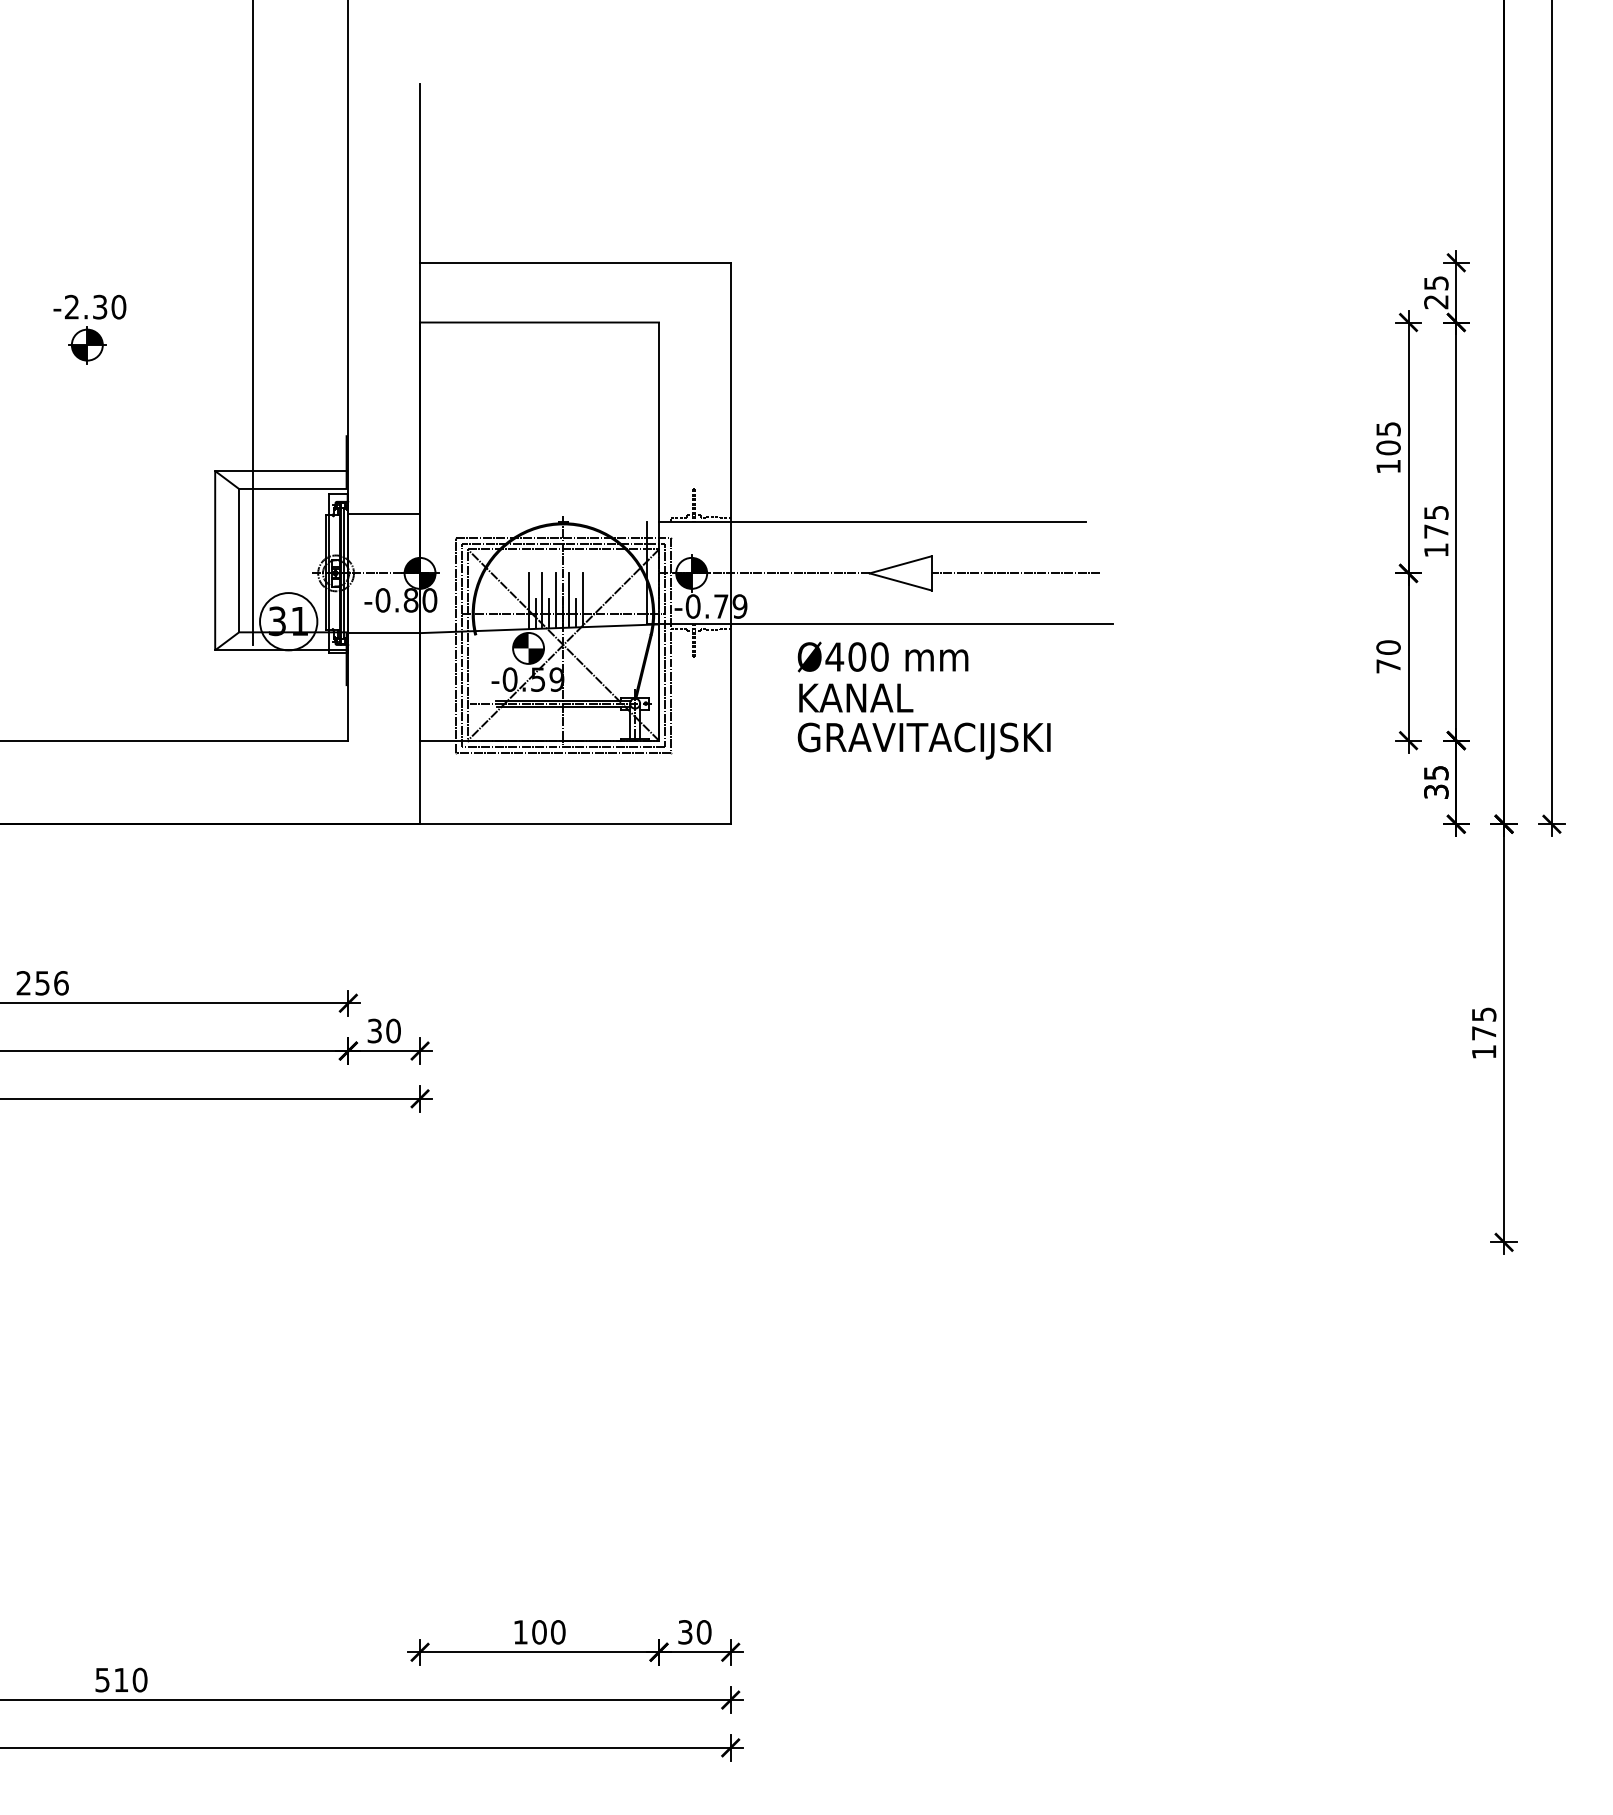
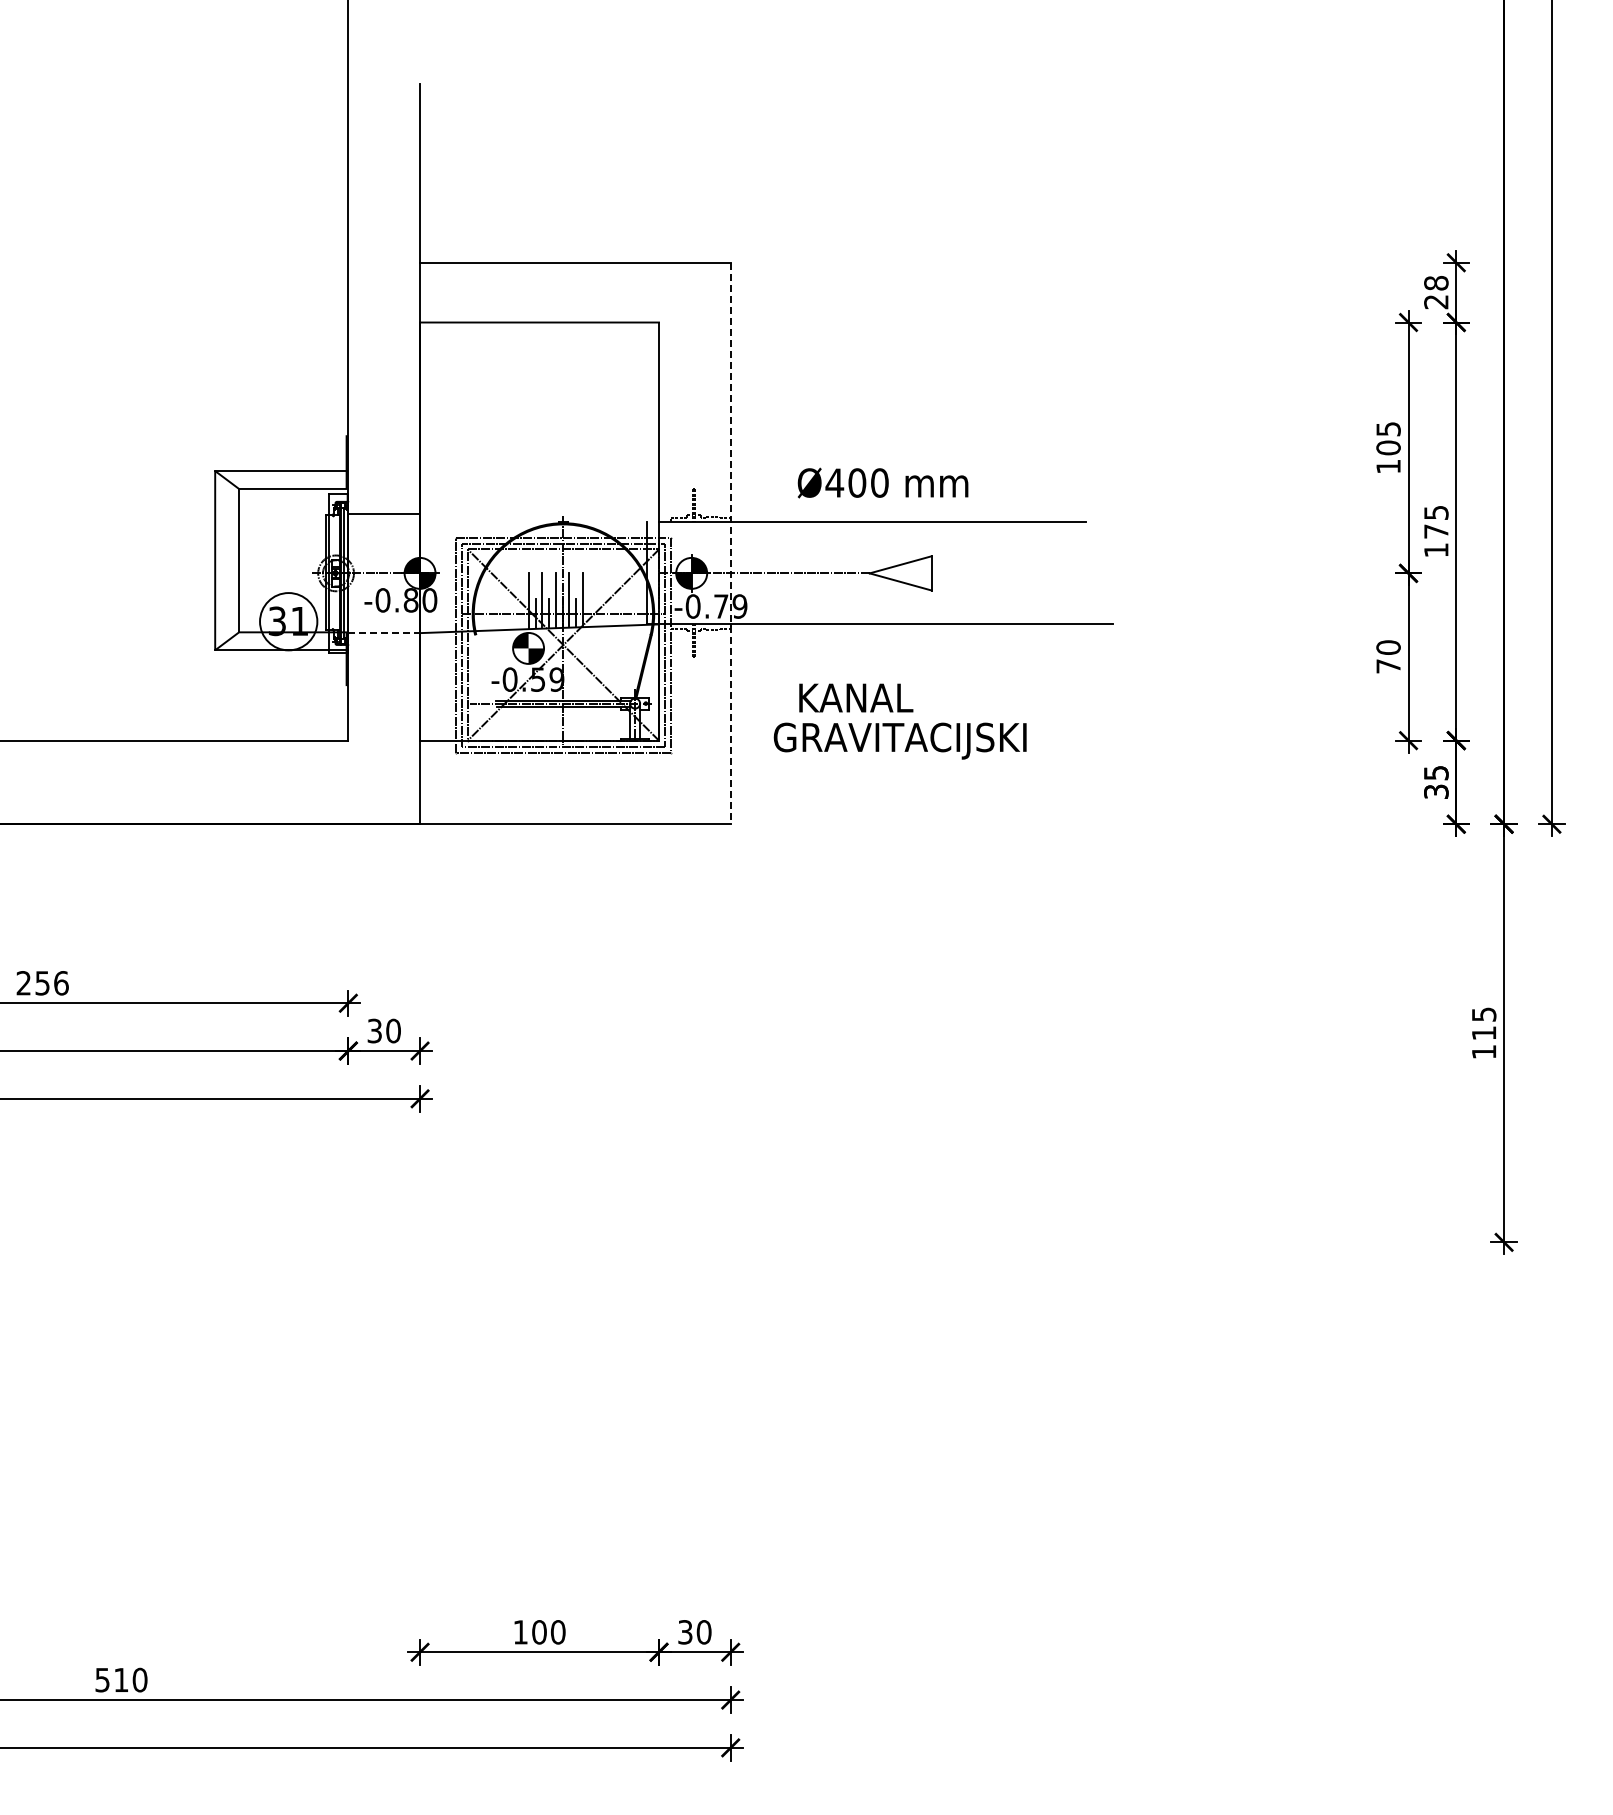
text: 25 -> 28 (1436, 283)
line: present -> none (252, 323)
part: present -> none (89, 329)
line: solid -> dashed (730, 543)
line: present -> none (1015, 573)
line: solid -> dashed (384, 633)
text position: (882, 656) -> (882, 482) (882, 482)
text position: (923, 740) -> (899, 740) (899, 740)
text: 175 -> 115 (1484, 1033)
